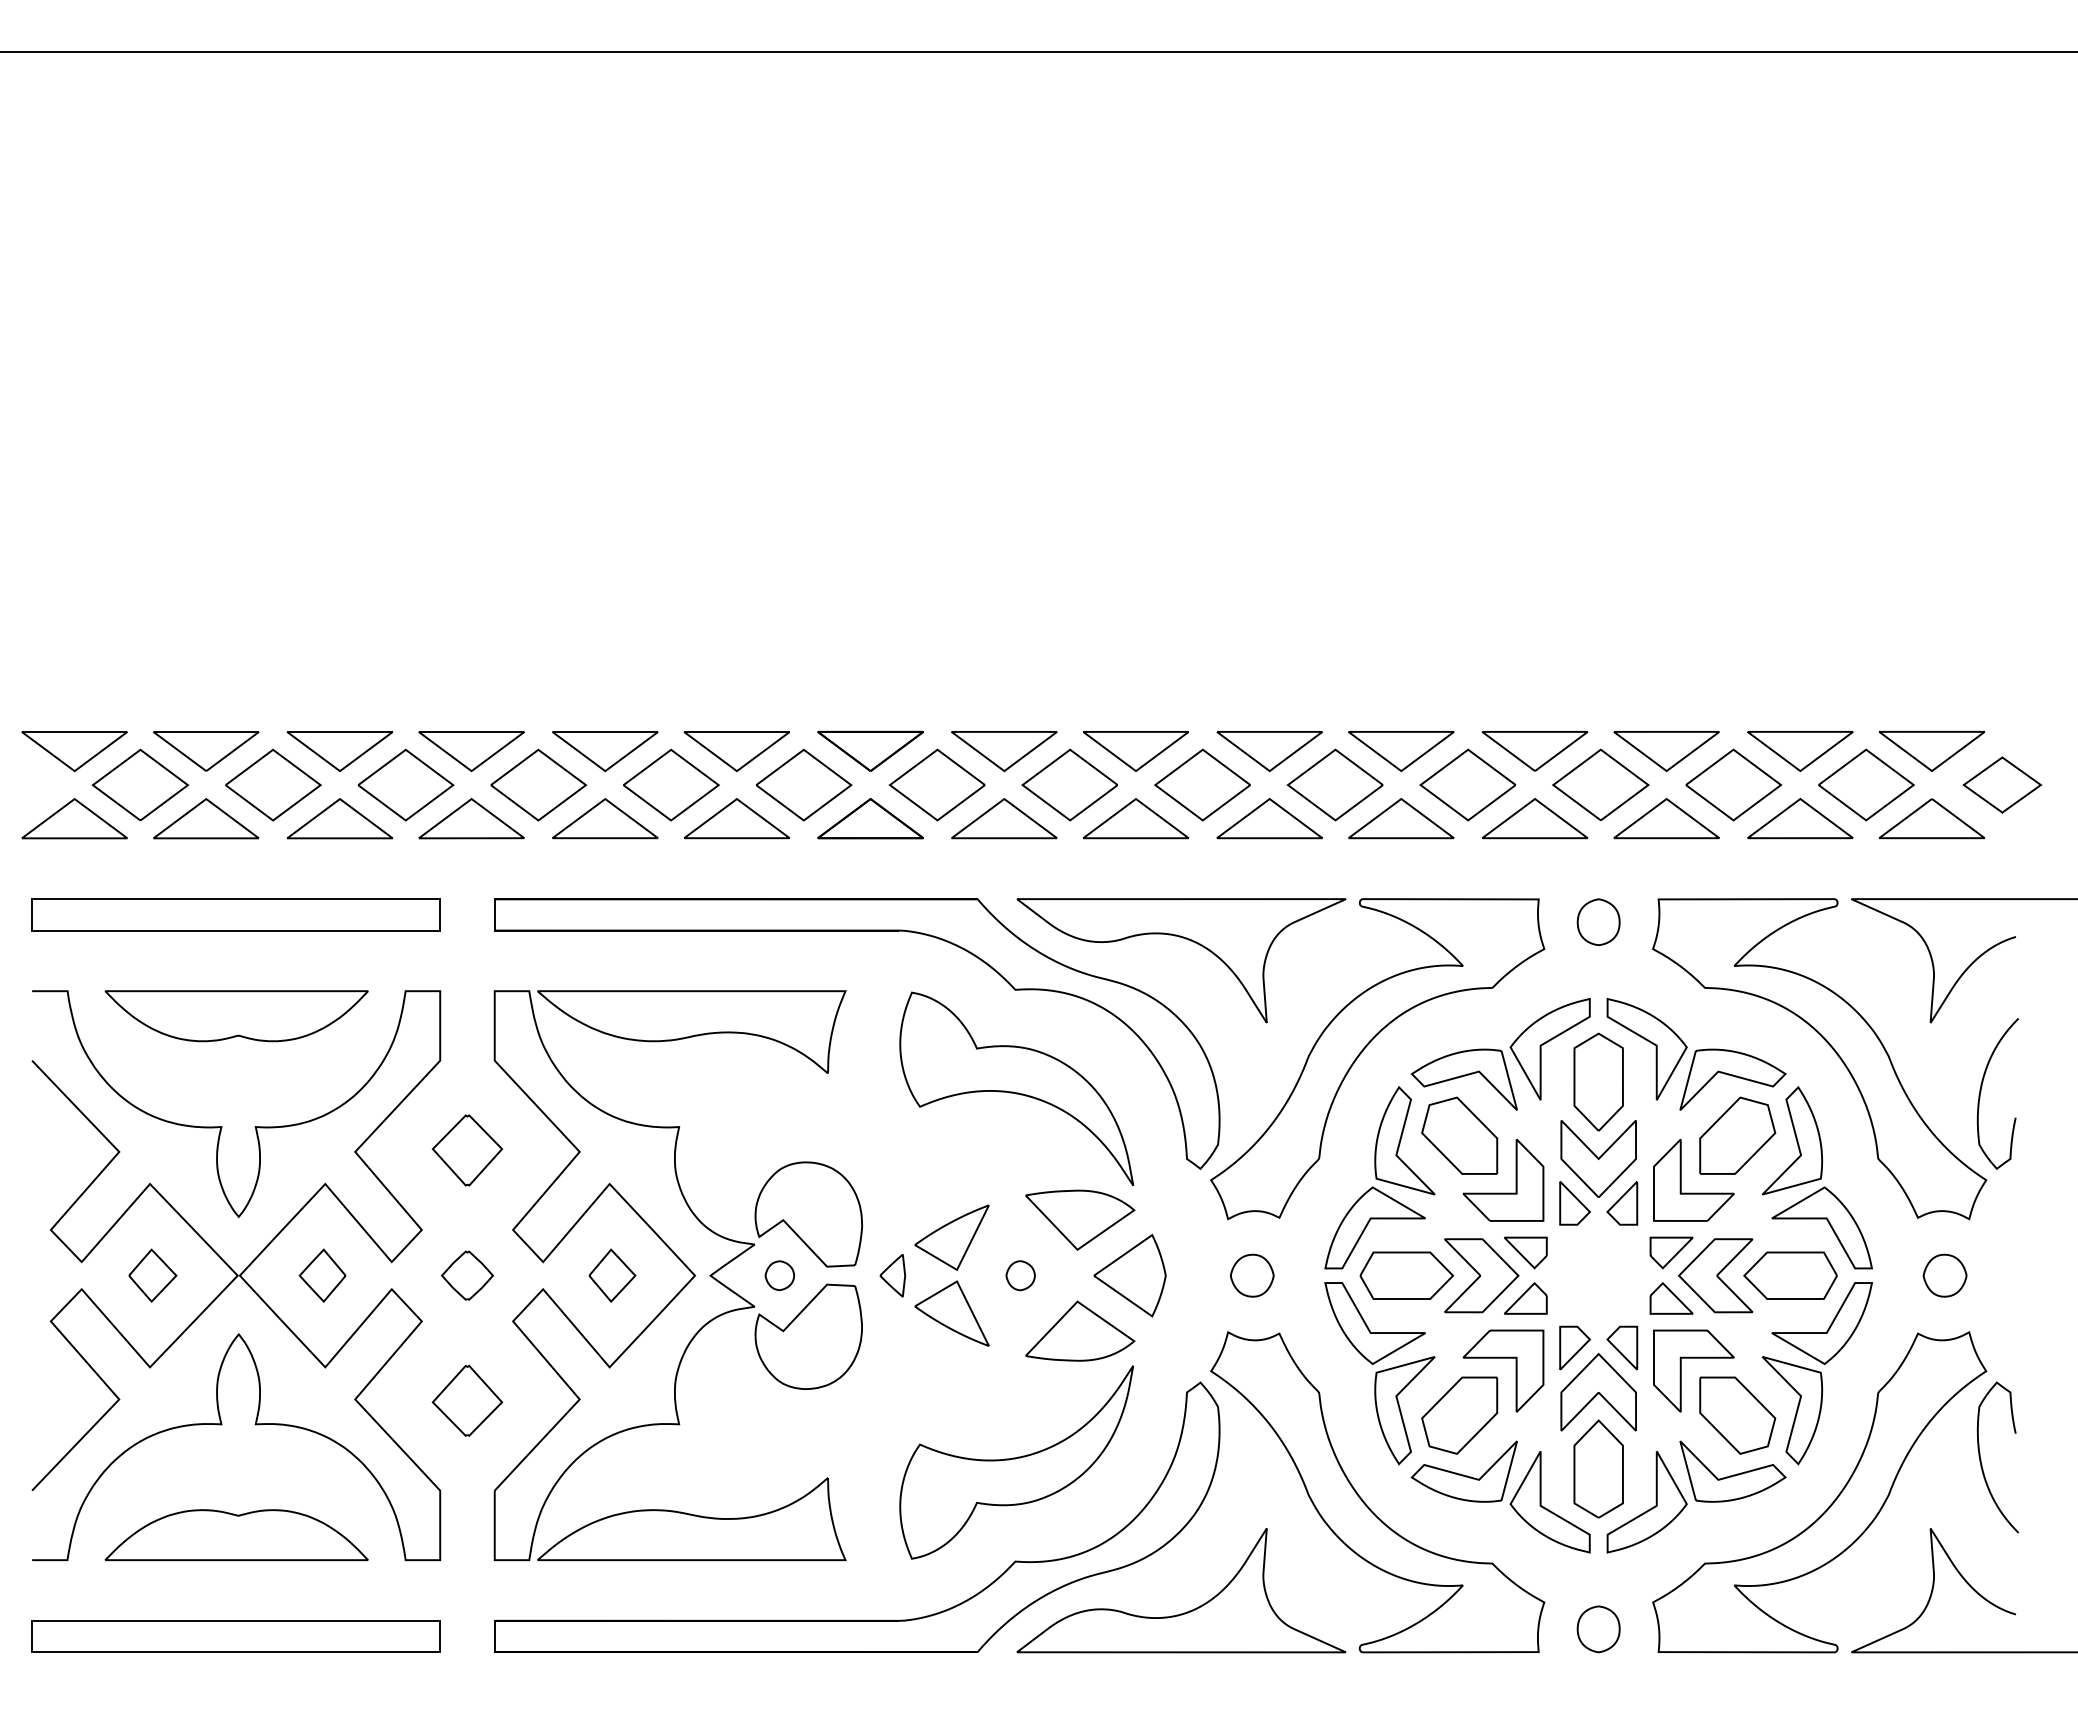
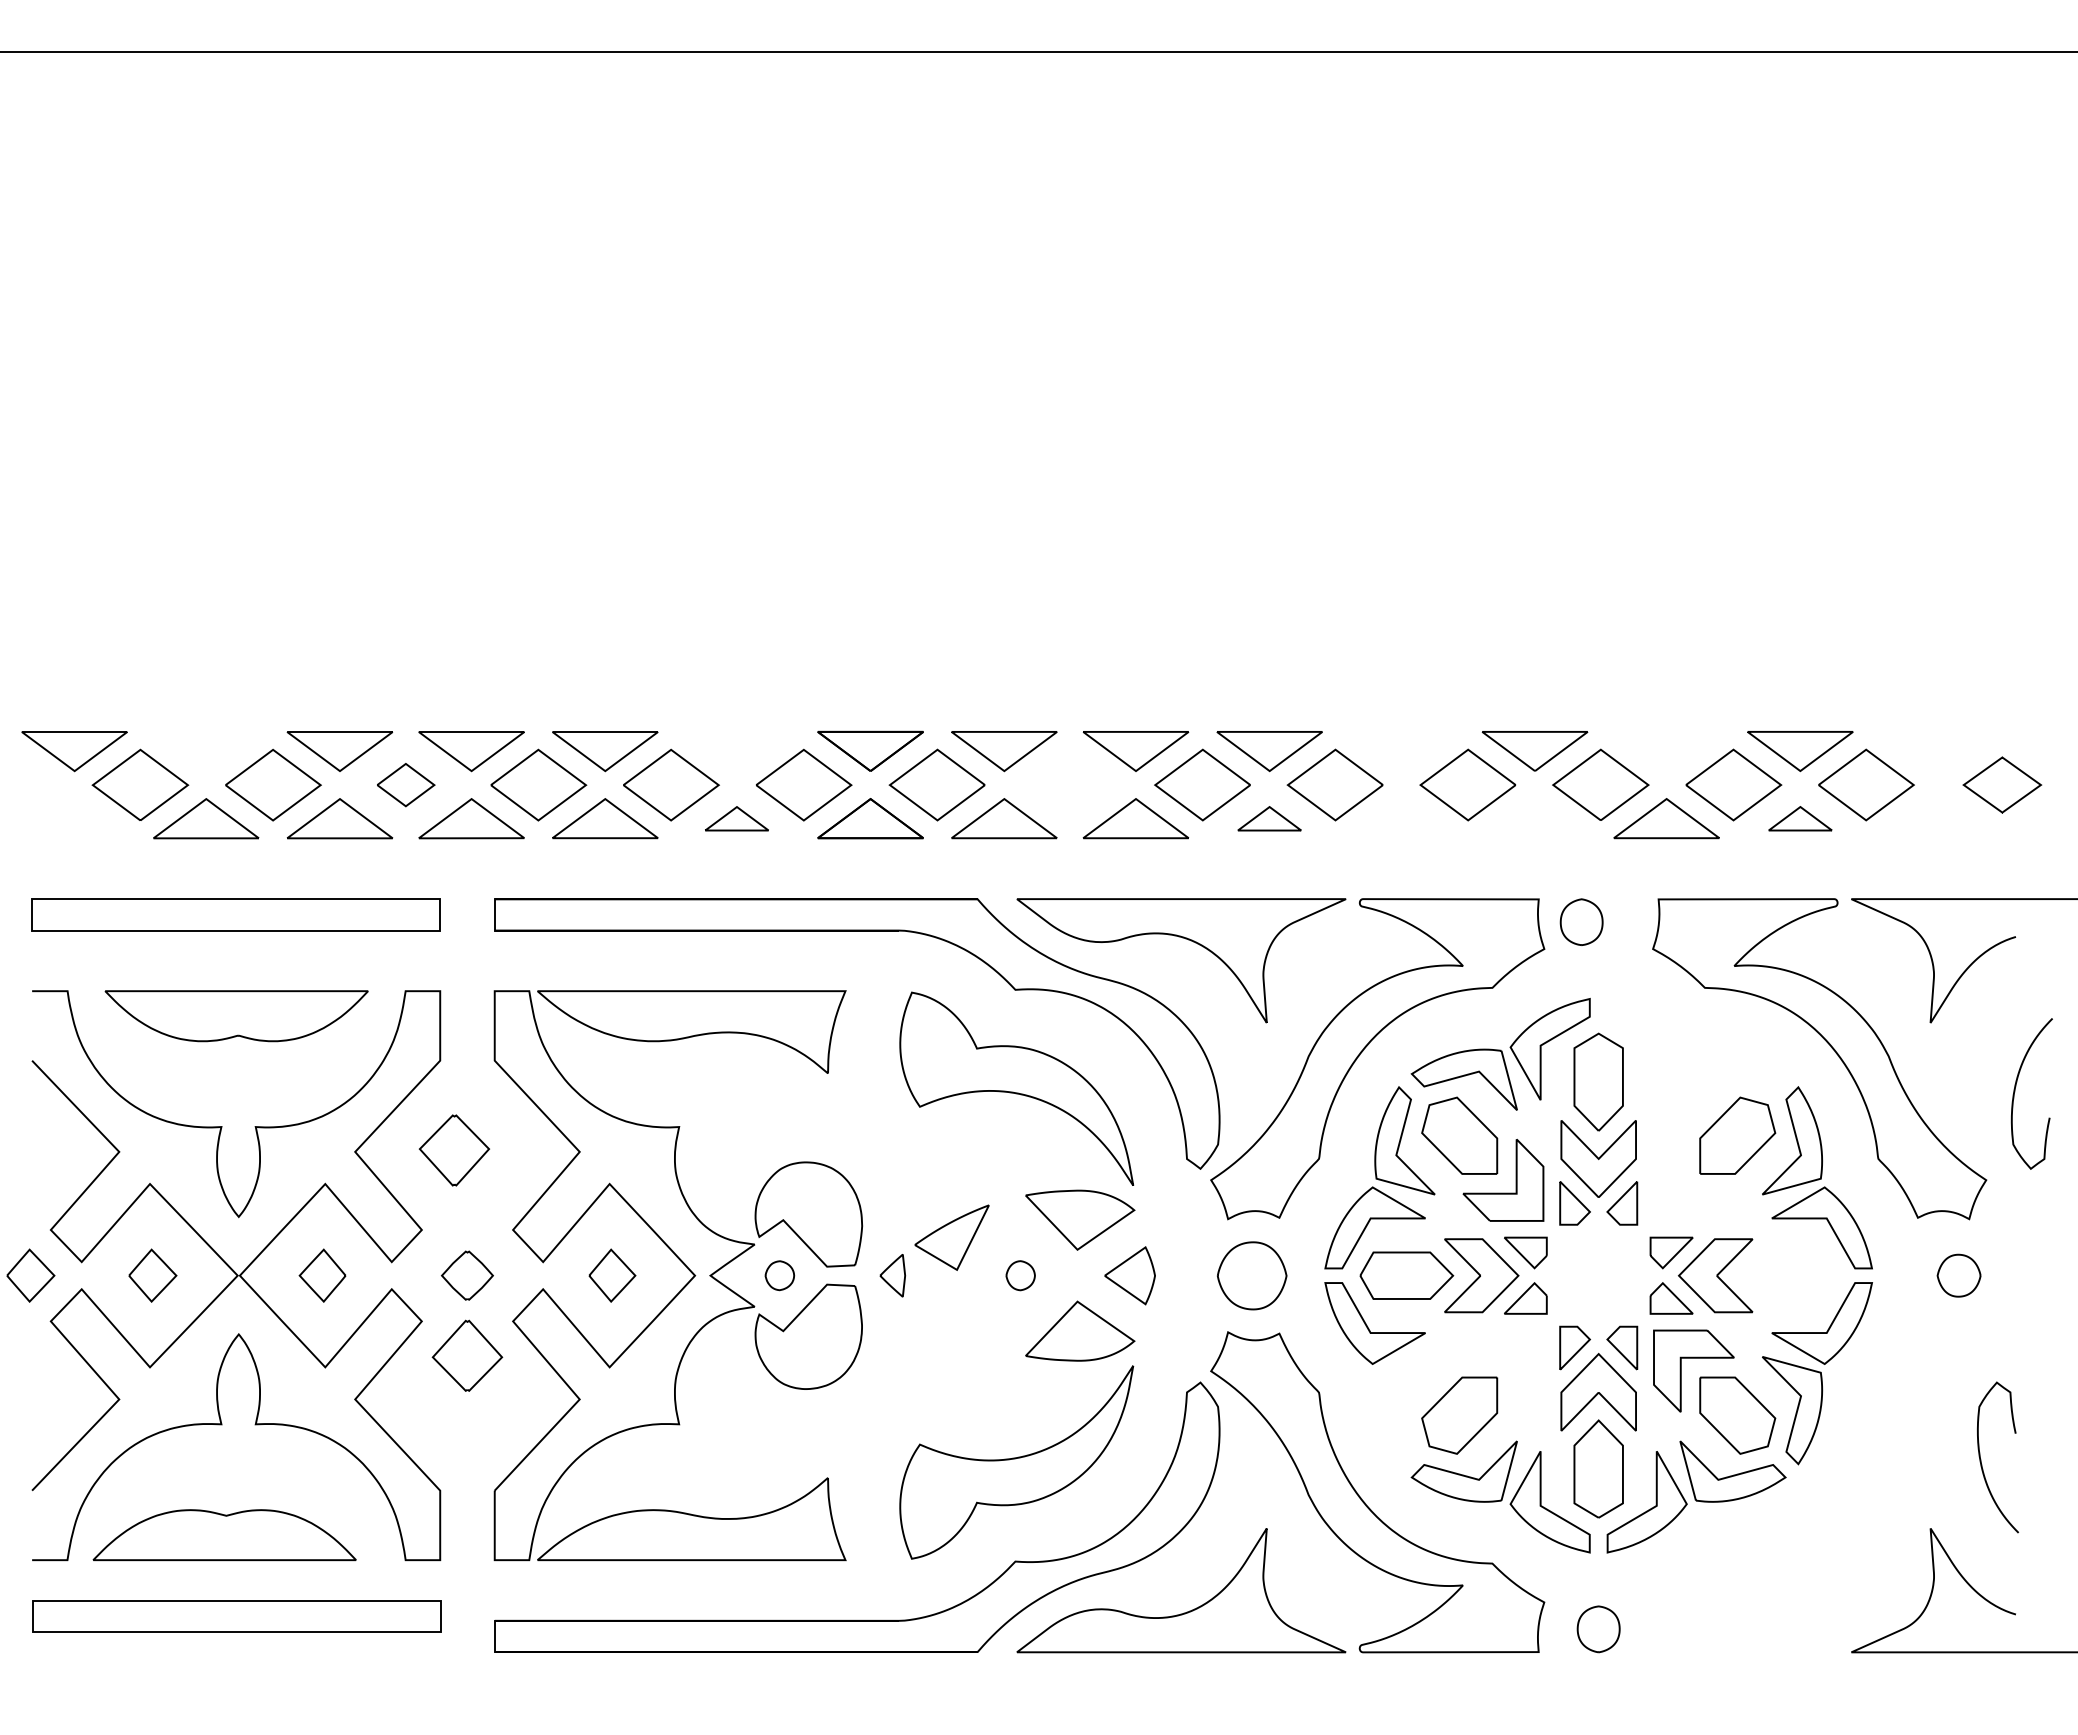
part: present -> none (206, 751)
part: present -> none (736, 751)
part: present -> none (1401, 751)
part: present -> none (1666, 751)
part: present -> none (1932, 751)
part size: 98x74 px -> 59x45 px (406, 785)
part: present -> none (1069, 784)
part: present -> none (74, 818)
part size: 108x42 px -> 64x26 px (736, 818)
part size: 107x42 px -> 65x26 px (1269, 818)
part: present -> none (1401, 818)
part: present -> none (1535, 818)
part size: 107x42 px -> 65x26 px (1800, 818)
part: present -> none (1931, 818)
part position: (1598, 921) -> (1581, 921) (1581, 921)
part: present -> none (1696, 1054)
curve position: (1981, 1092) -> (2015, 1092) (2015, 1092)
part position: (466, 1150) -> (453, 1150) (453, 1150)
part: present -> none (1681, 1180)
part: none -> present (30, 1275)
part size: 74x84 px -> 52x60 px (1129, 1275)
part size: 45x45 px -> 71x70 px (1252, 1275)
part: present -> none (1790, 1275)
part position: (1944, 1275) -> (1958, 1275) (1958, 1275)
part: present -> none (951, 1313)
part: present -> none (1503, 1358)
part position: (467, 1400) -> (467, 1355) (467, 1355)
part: present -> none (1404, 1410)
part: present -> none (1833, 1500)
part position: (236, 1535) -> (224, 1535) (224, 1535)
part position: (235, 1636) -> (236, 1616) (236, 1616)
